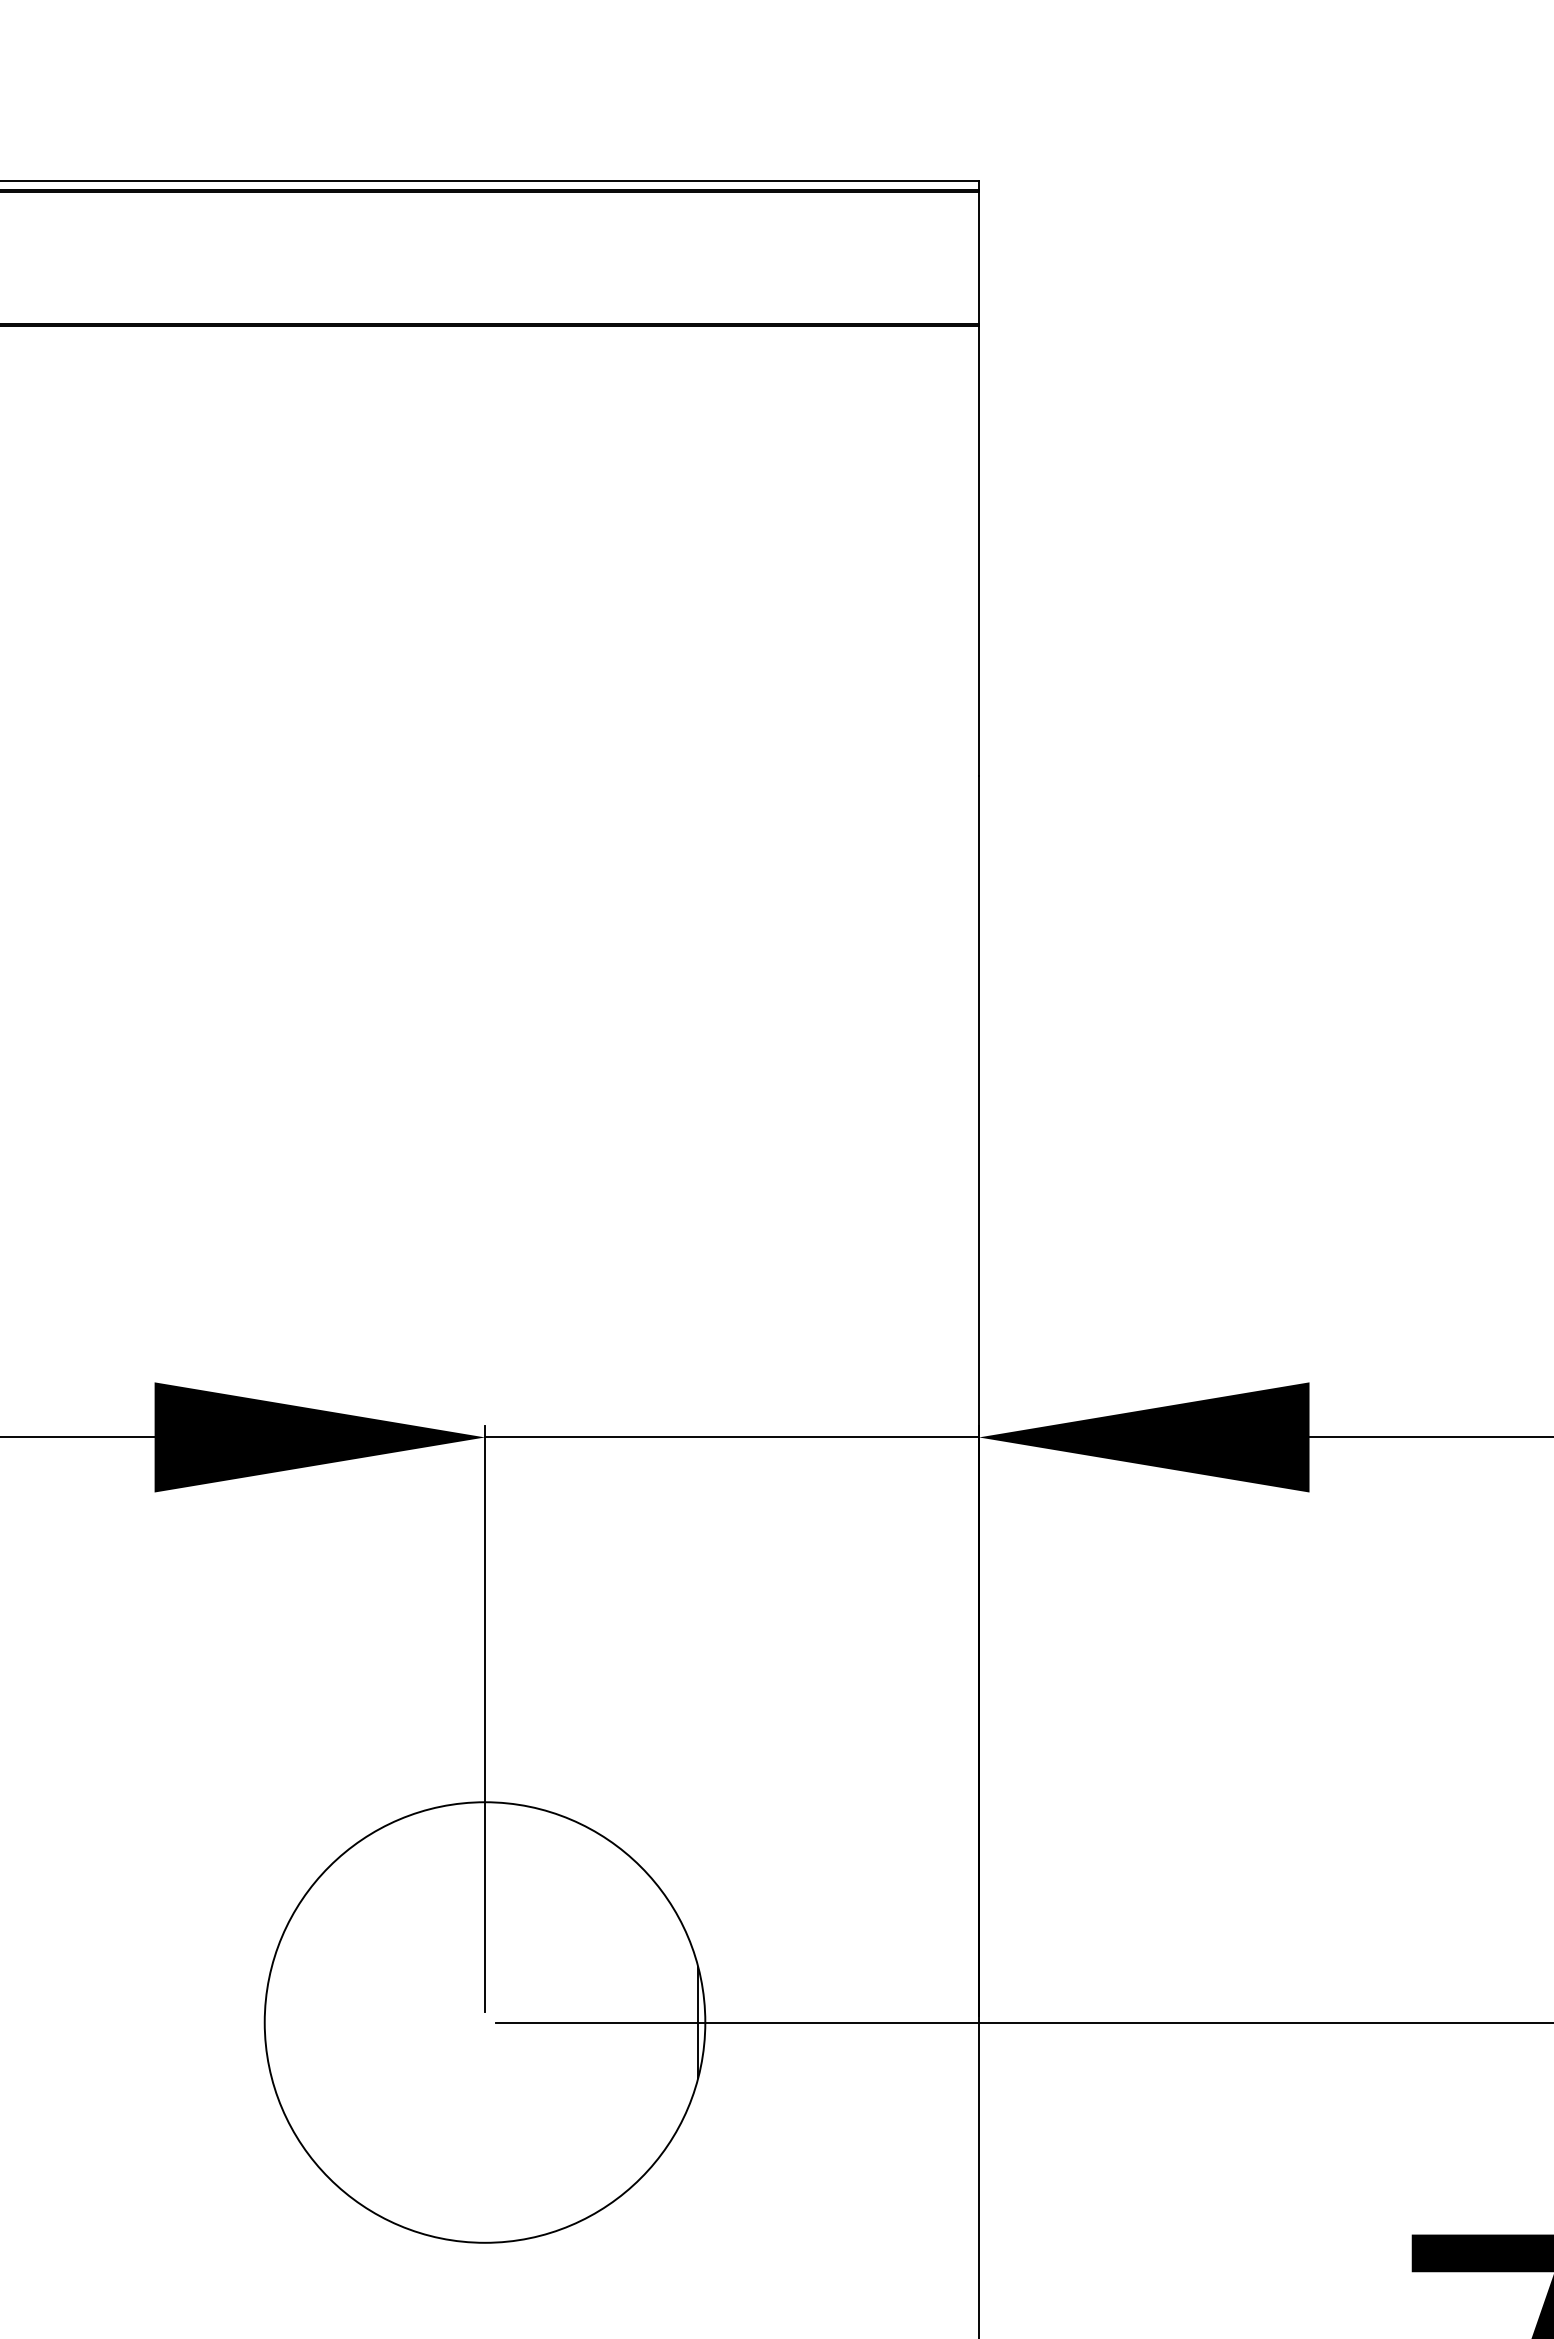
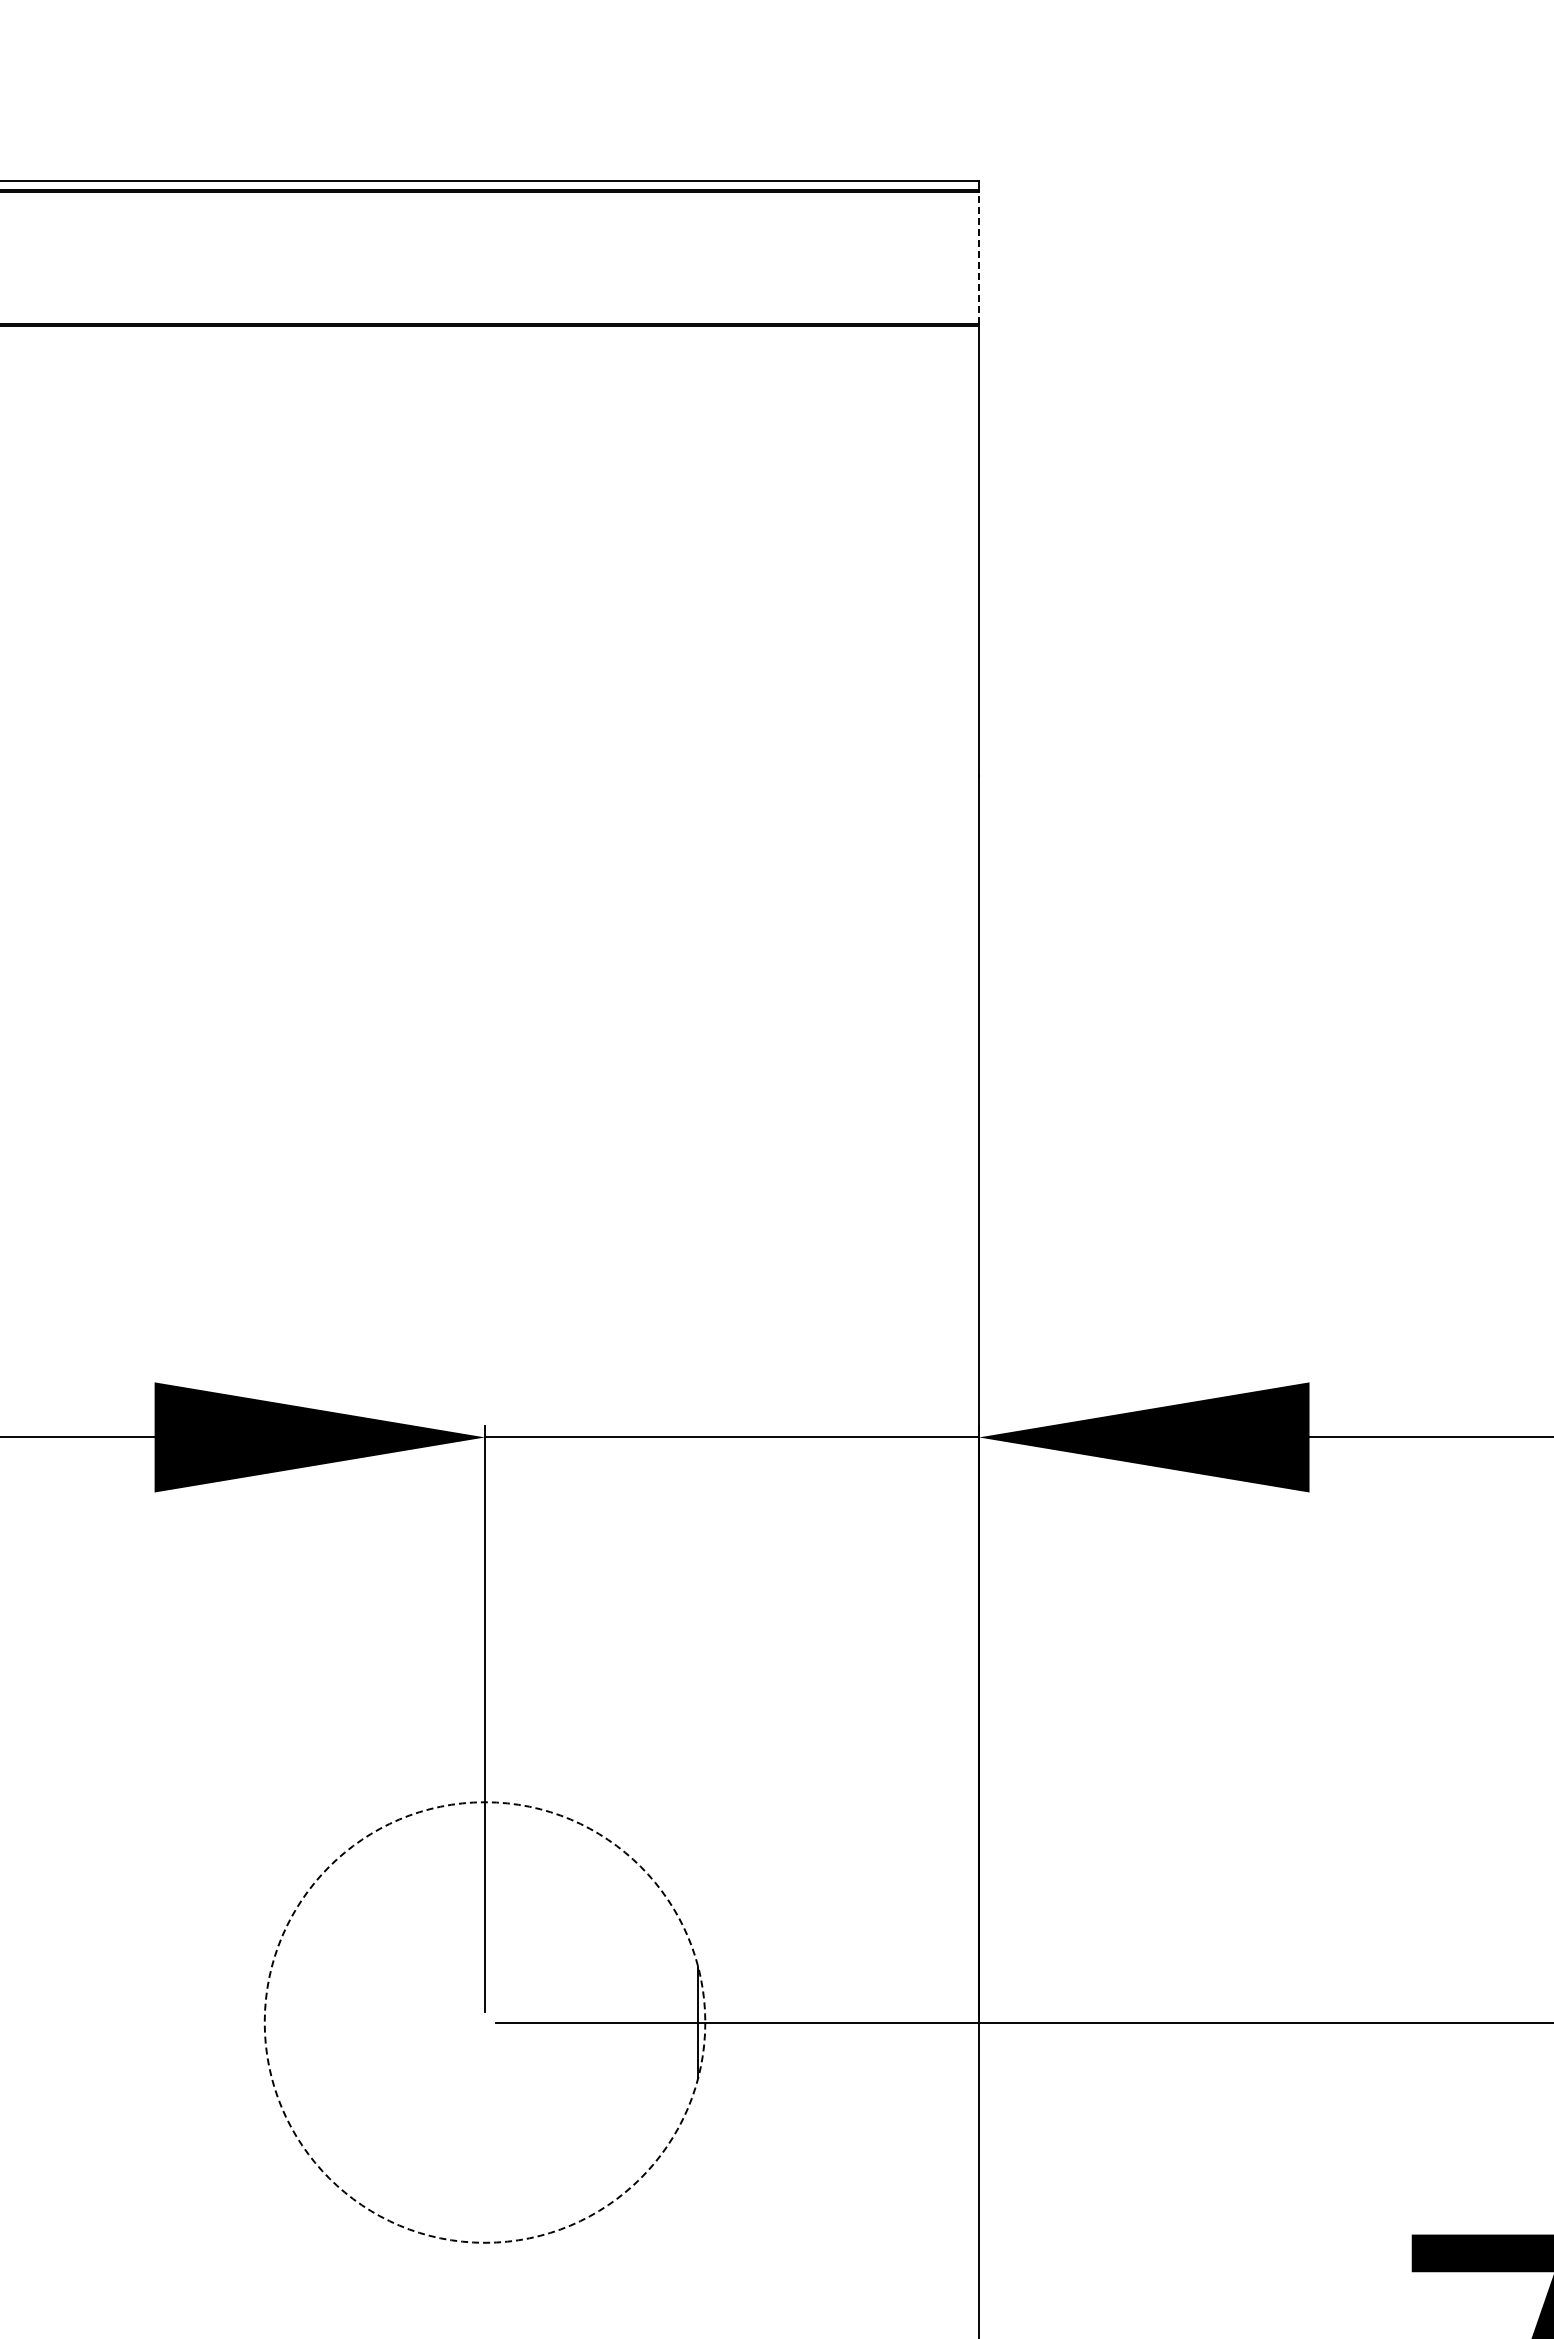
line: solid -> dashed (979, 257)
circle: solid -> dashed (484, 2022)
